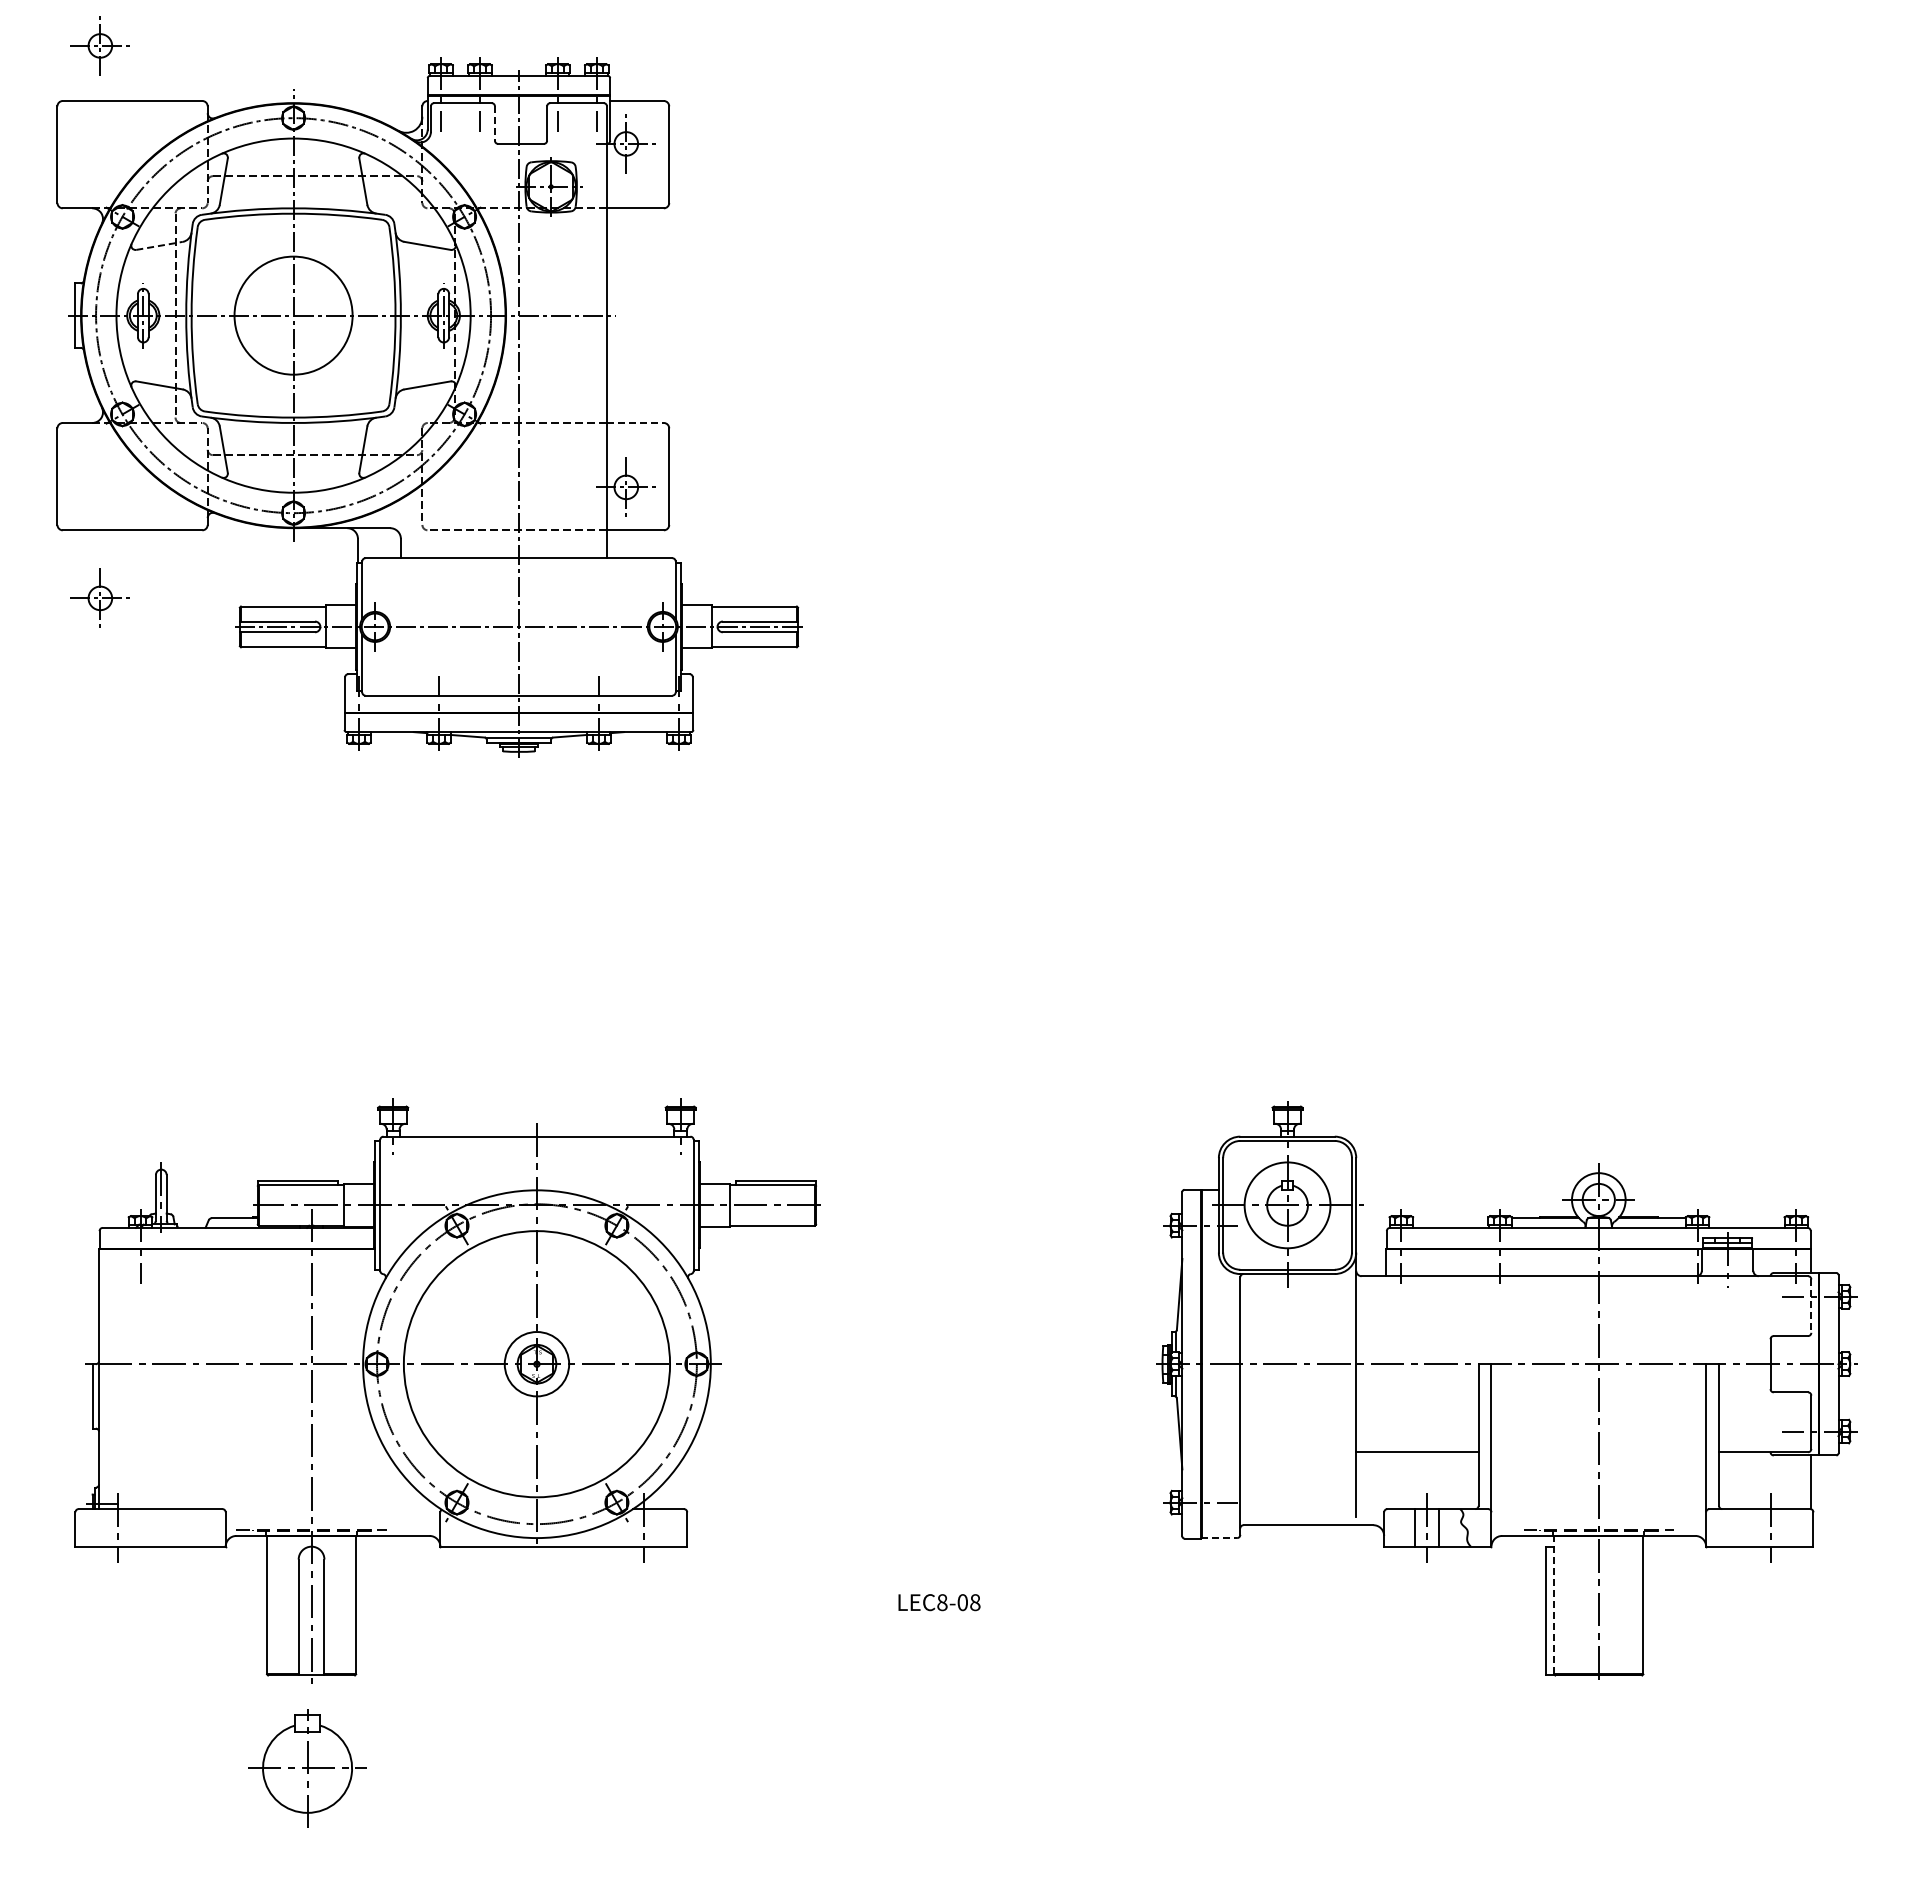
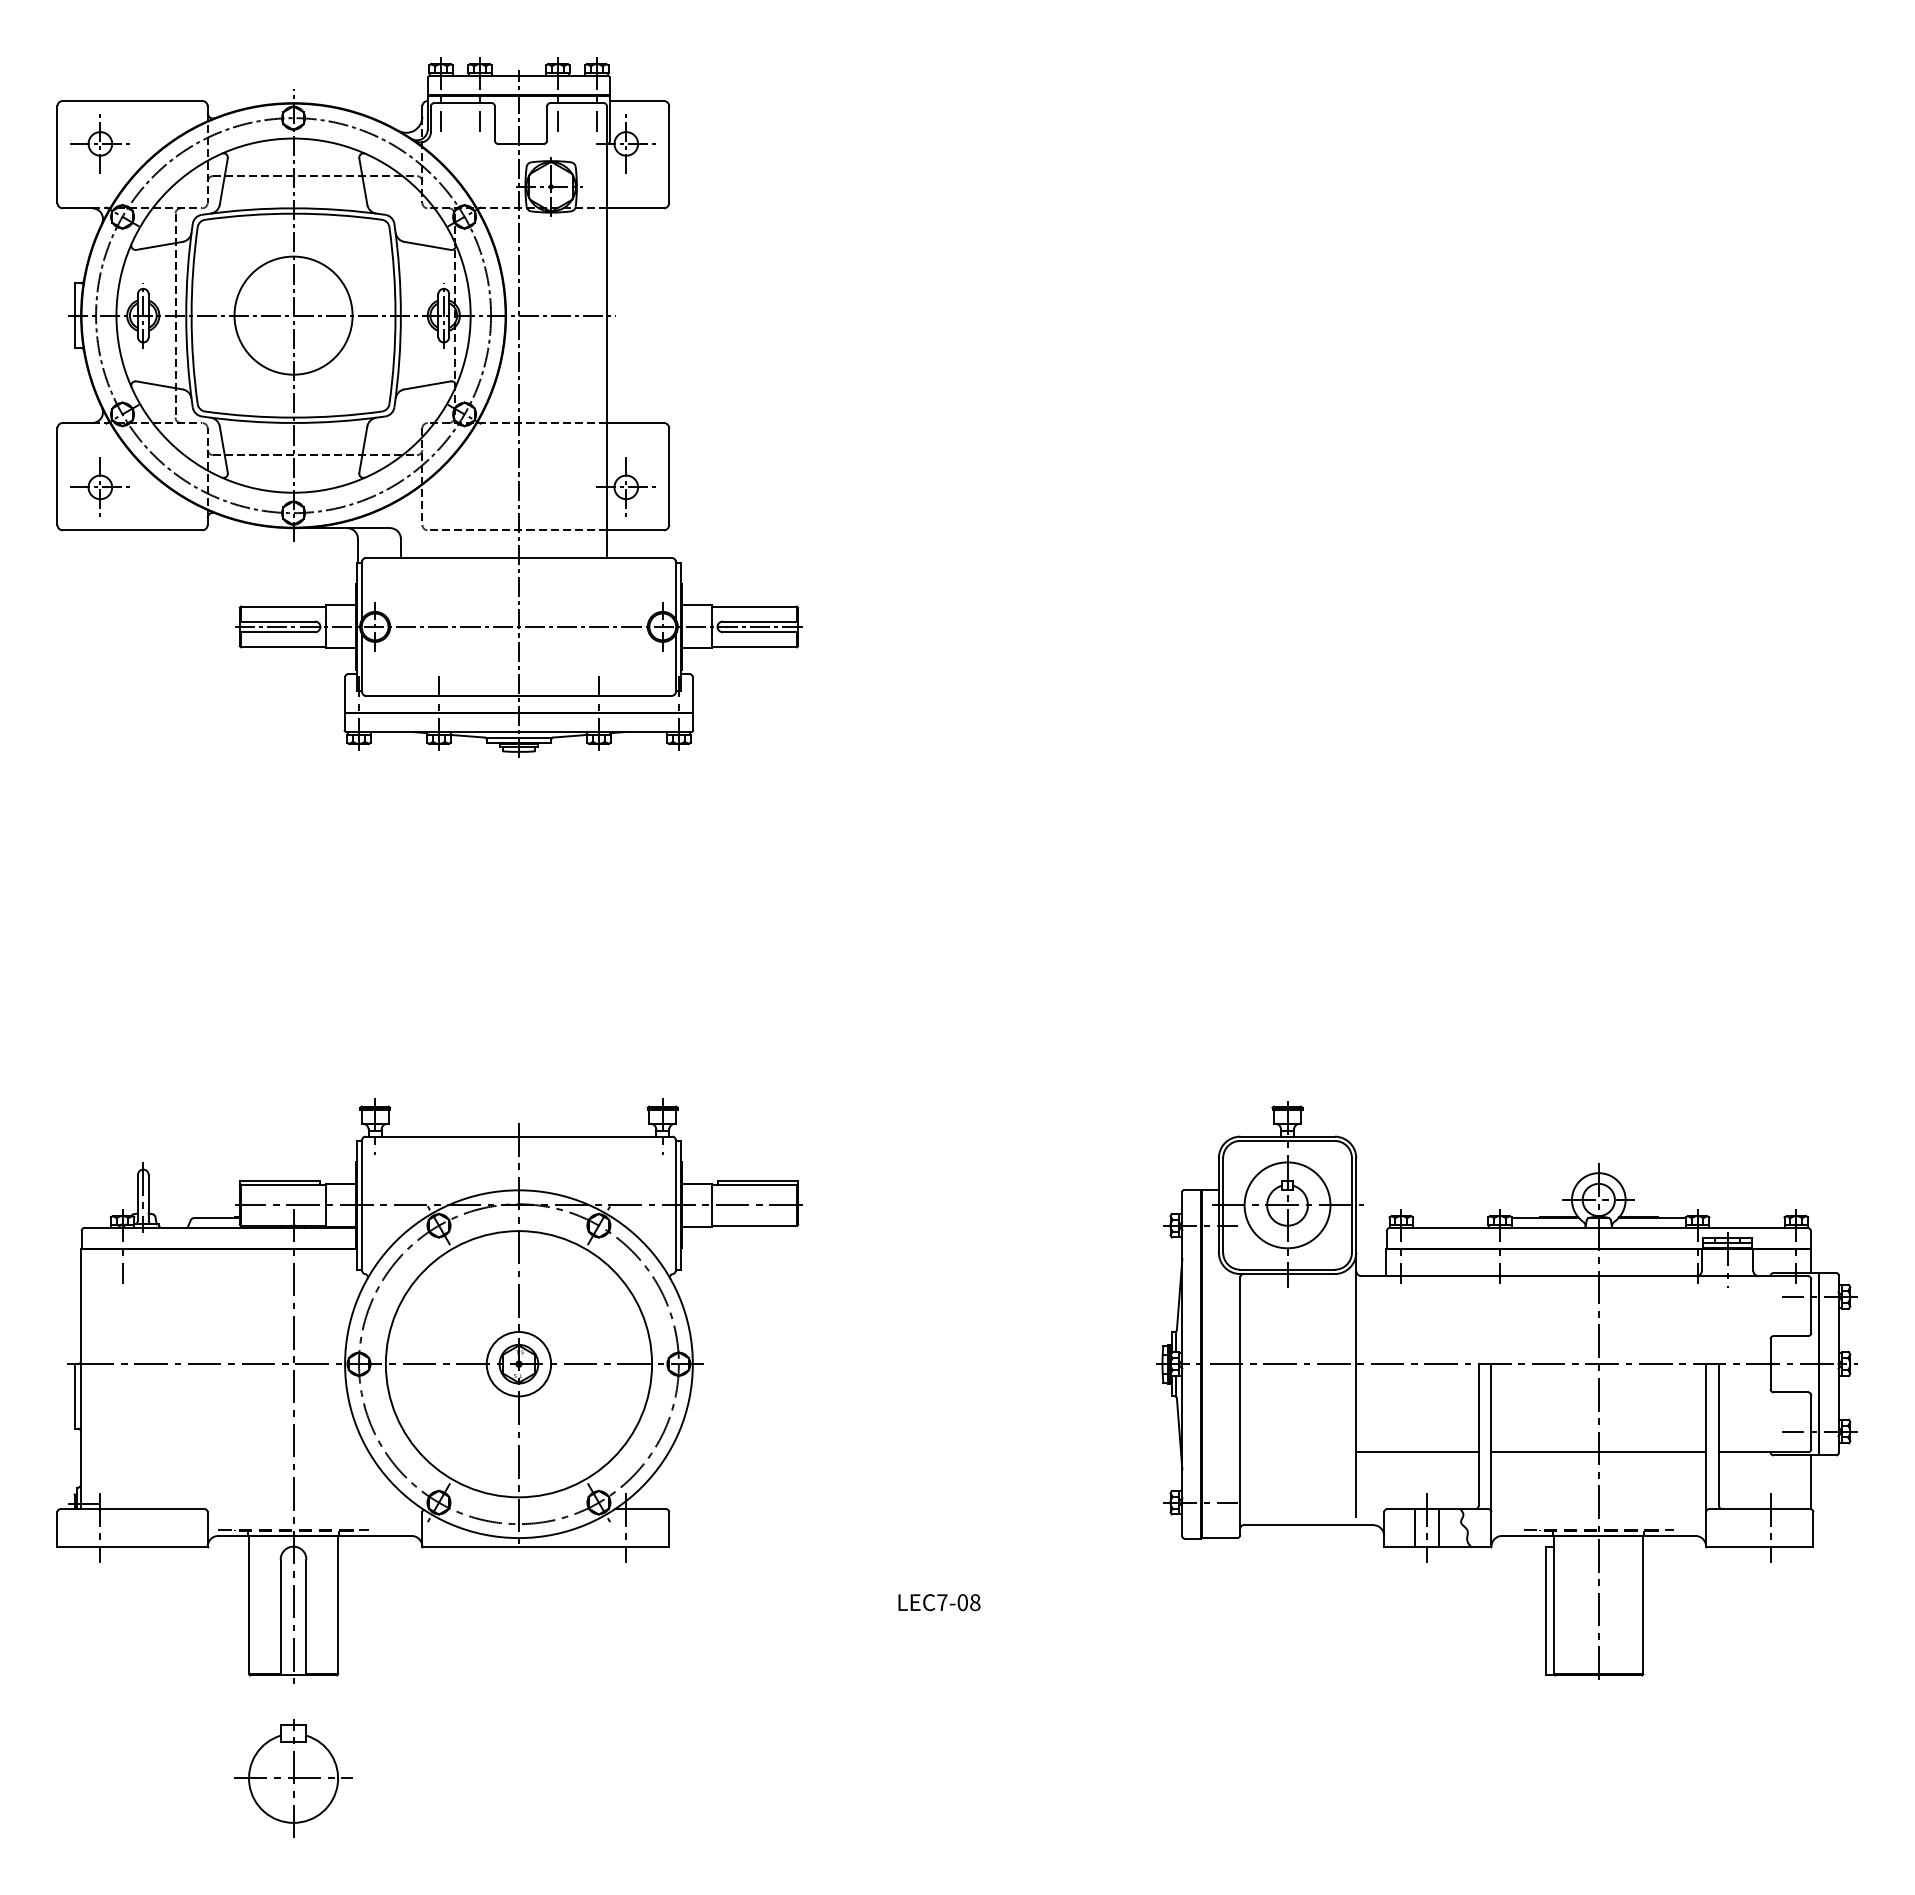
part position: (99, 45) -> (99, 143) (99, 143)
line: dashed -> solid (494, 124)
line: dashed -> solid (159, 245)
line: dashed -> solid (635, 423)
part position: (99, 597) -> (99, 486) (99, 486)
line: dashed -> solid (1811, 1306)
part position: (447, 1390) -> (429, 1390) (429, 1390)
line: none -> present (1598, 1452)
line: dashed -> solid (1219, 1538)
text: LEC8-08 -> LEC7-08 (942, 1602)
line: dashed -> solid (1554, 1604)
part position: (307, 1768) -> (293, 1778) (293, 1778)
